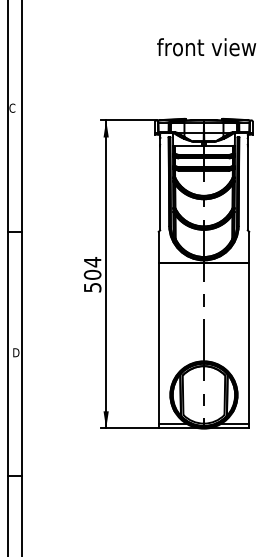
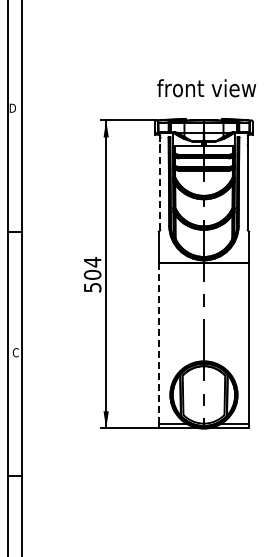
text position: (206, 47) -> (206, 88) (206, 88)
text: C -> D (12, 107)
line: solid -> dashed (160, 182)
line: solid -> dashed (158, 344)
text: D -> C (15, 352)
